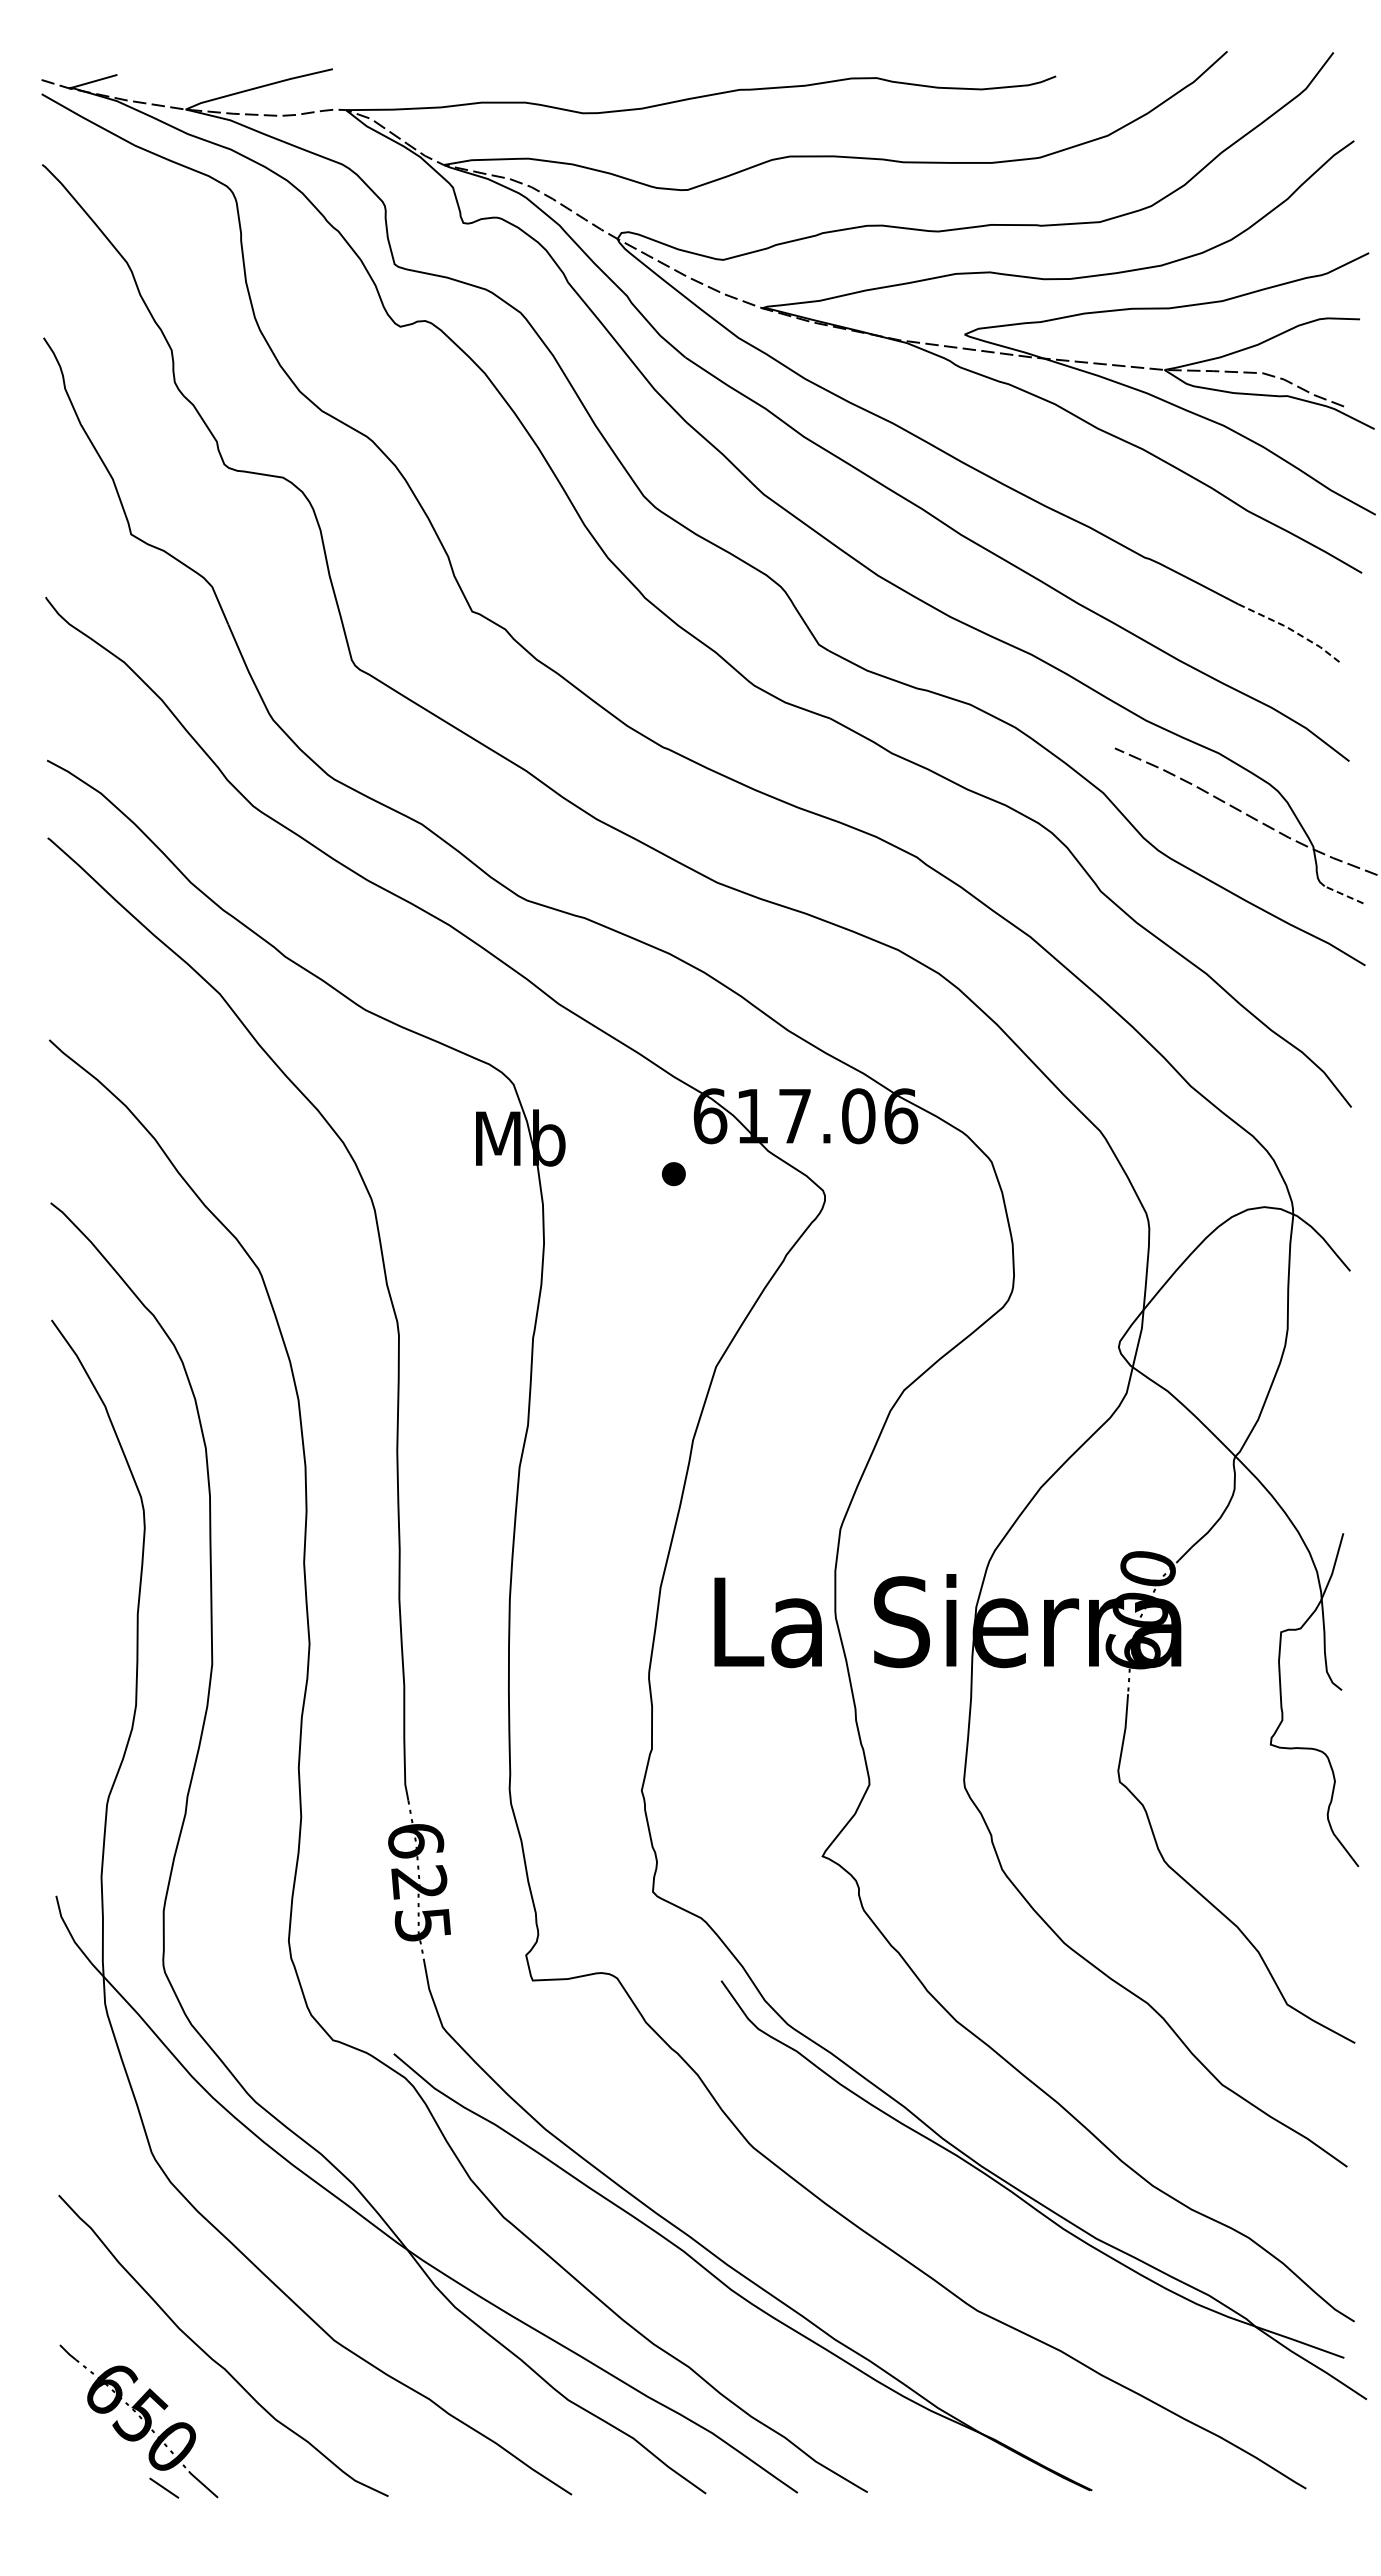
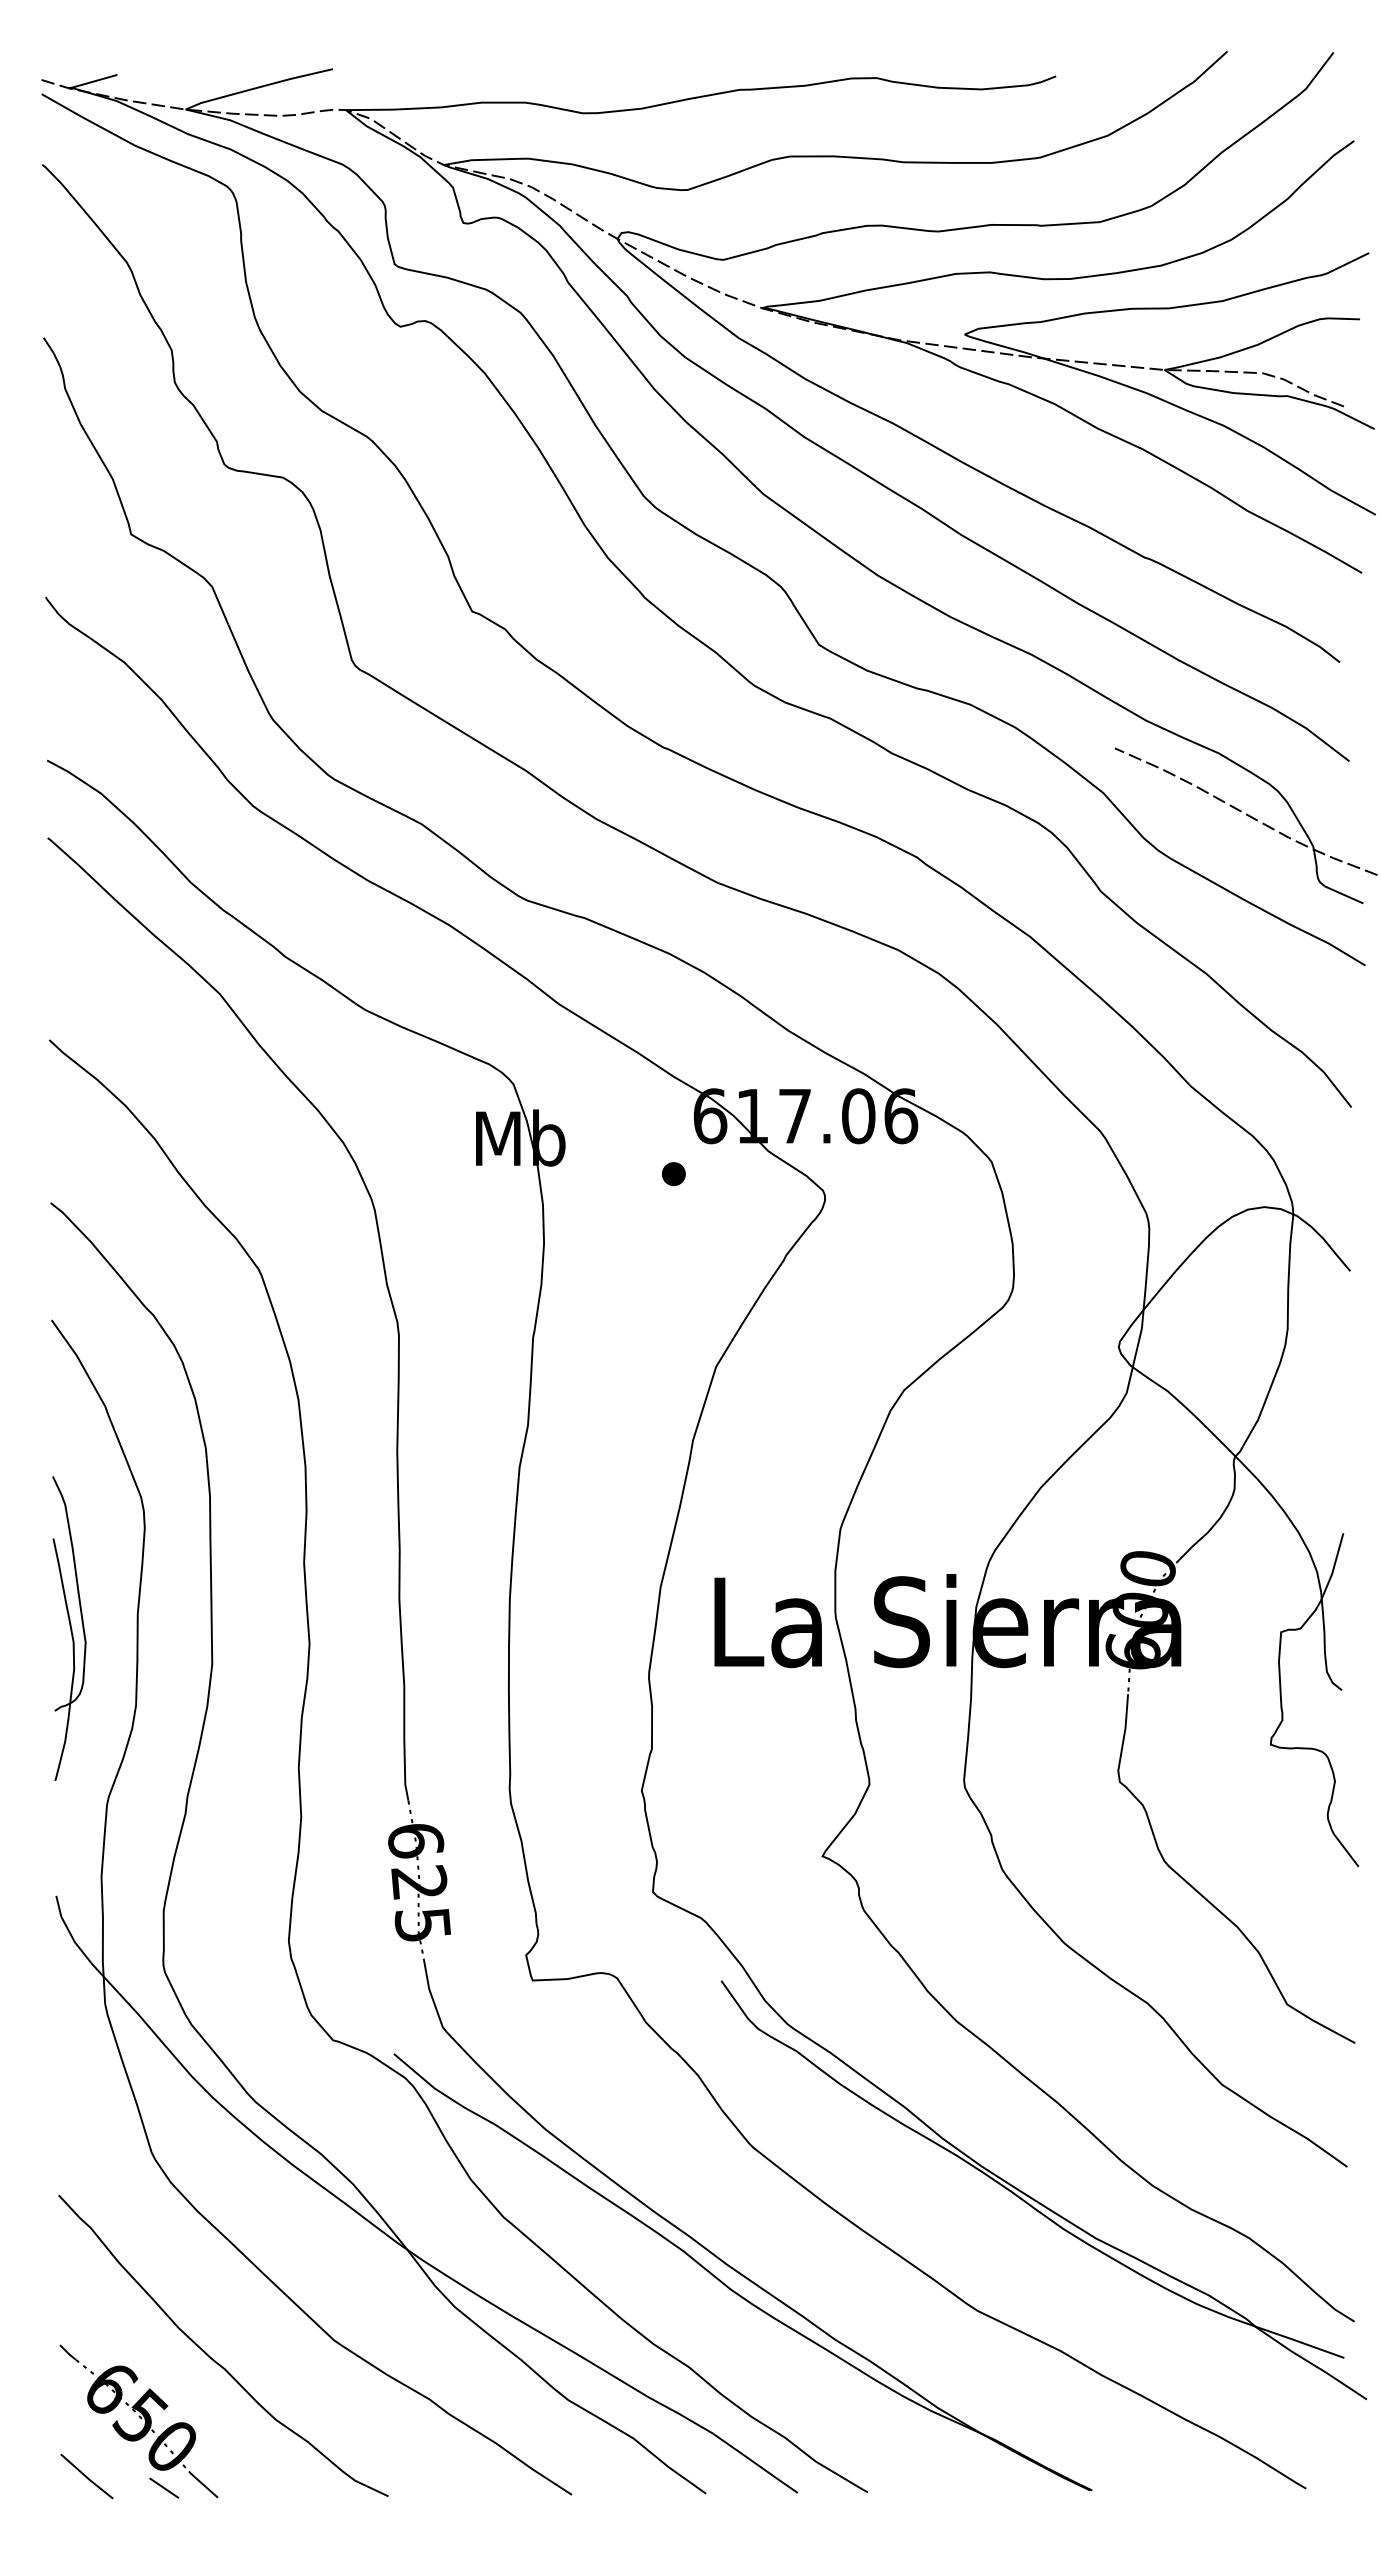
line: dashed -> solid (1291, 630)
line: dashed -> solid (1343, 894)
part: none -> present (69, 1628)
line: none -> present (86, 2476)
